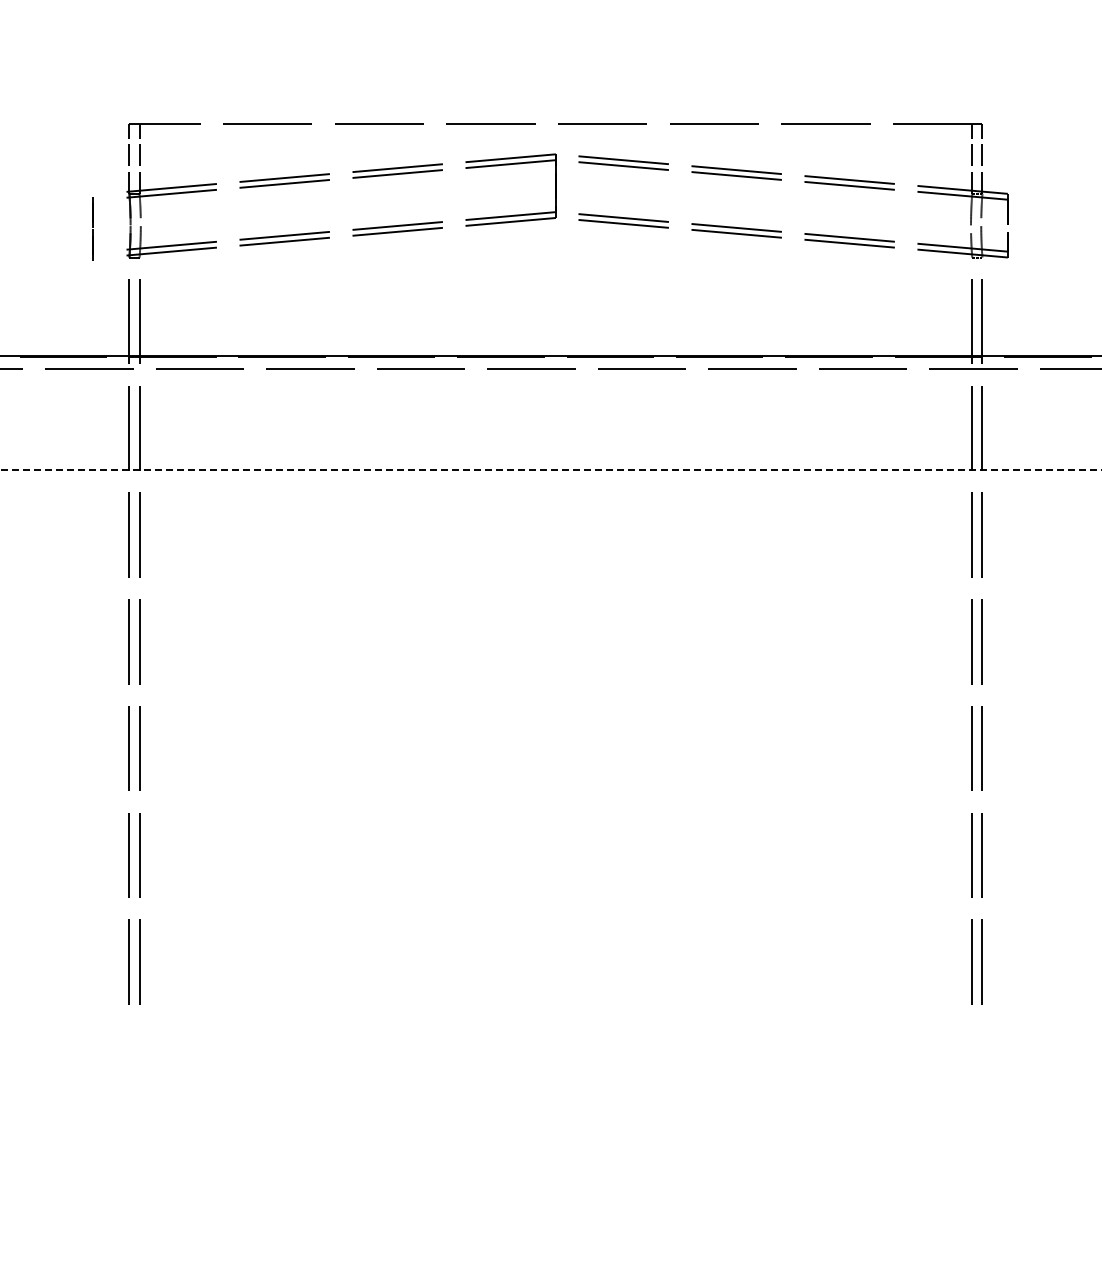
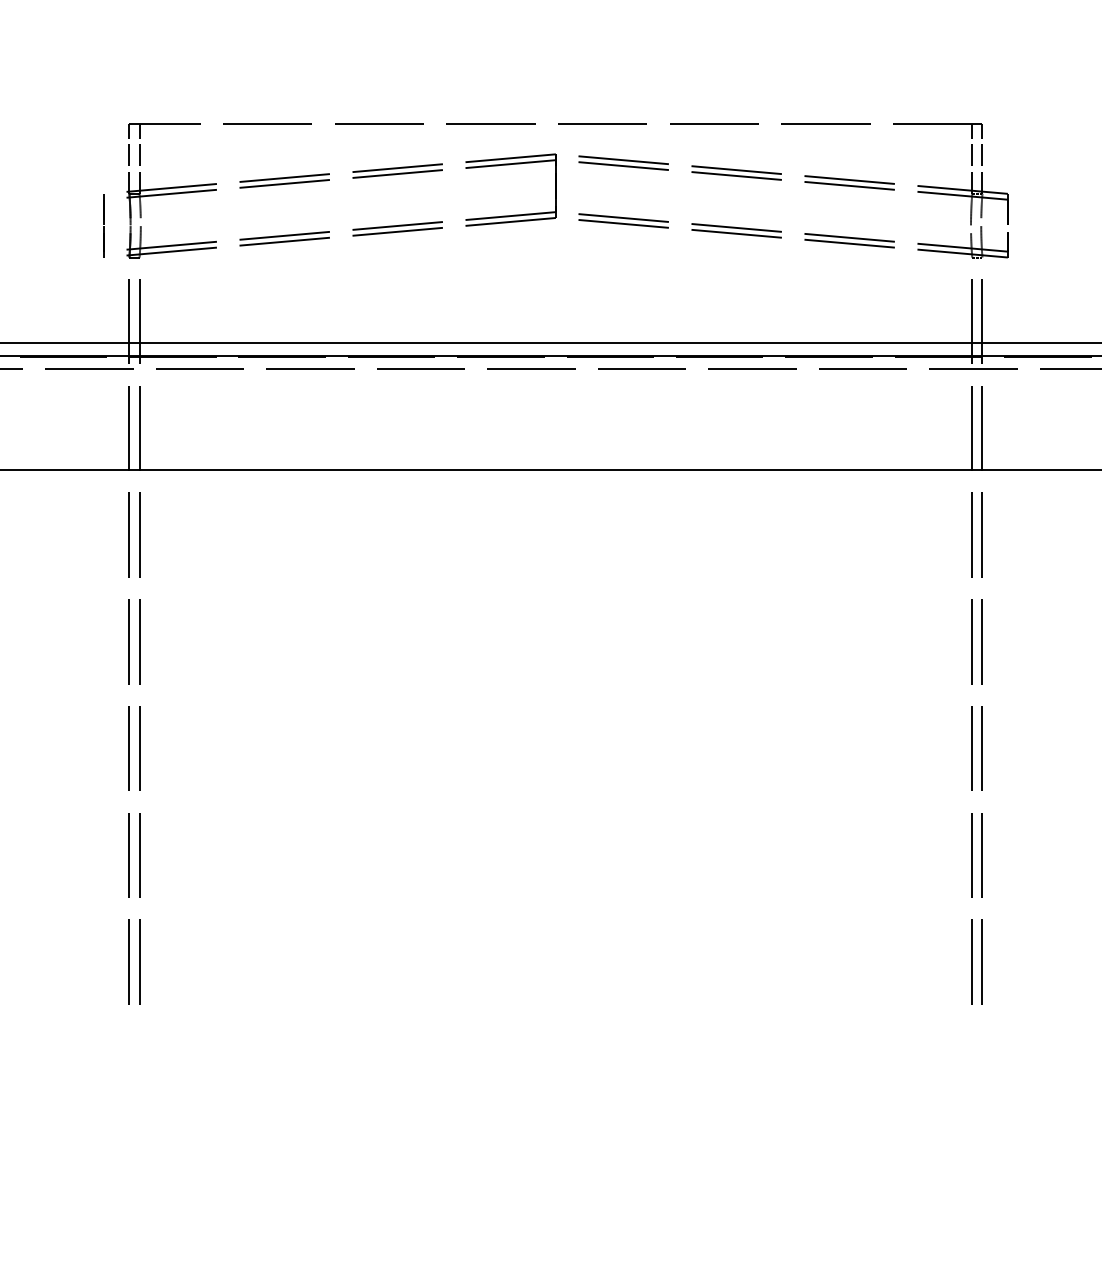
line position: (92, 227) -> (103, 224) (103, 224)
line: none -> present (550, 343)
line: dashed -> solid (551, 470)
